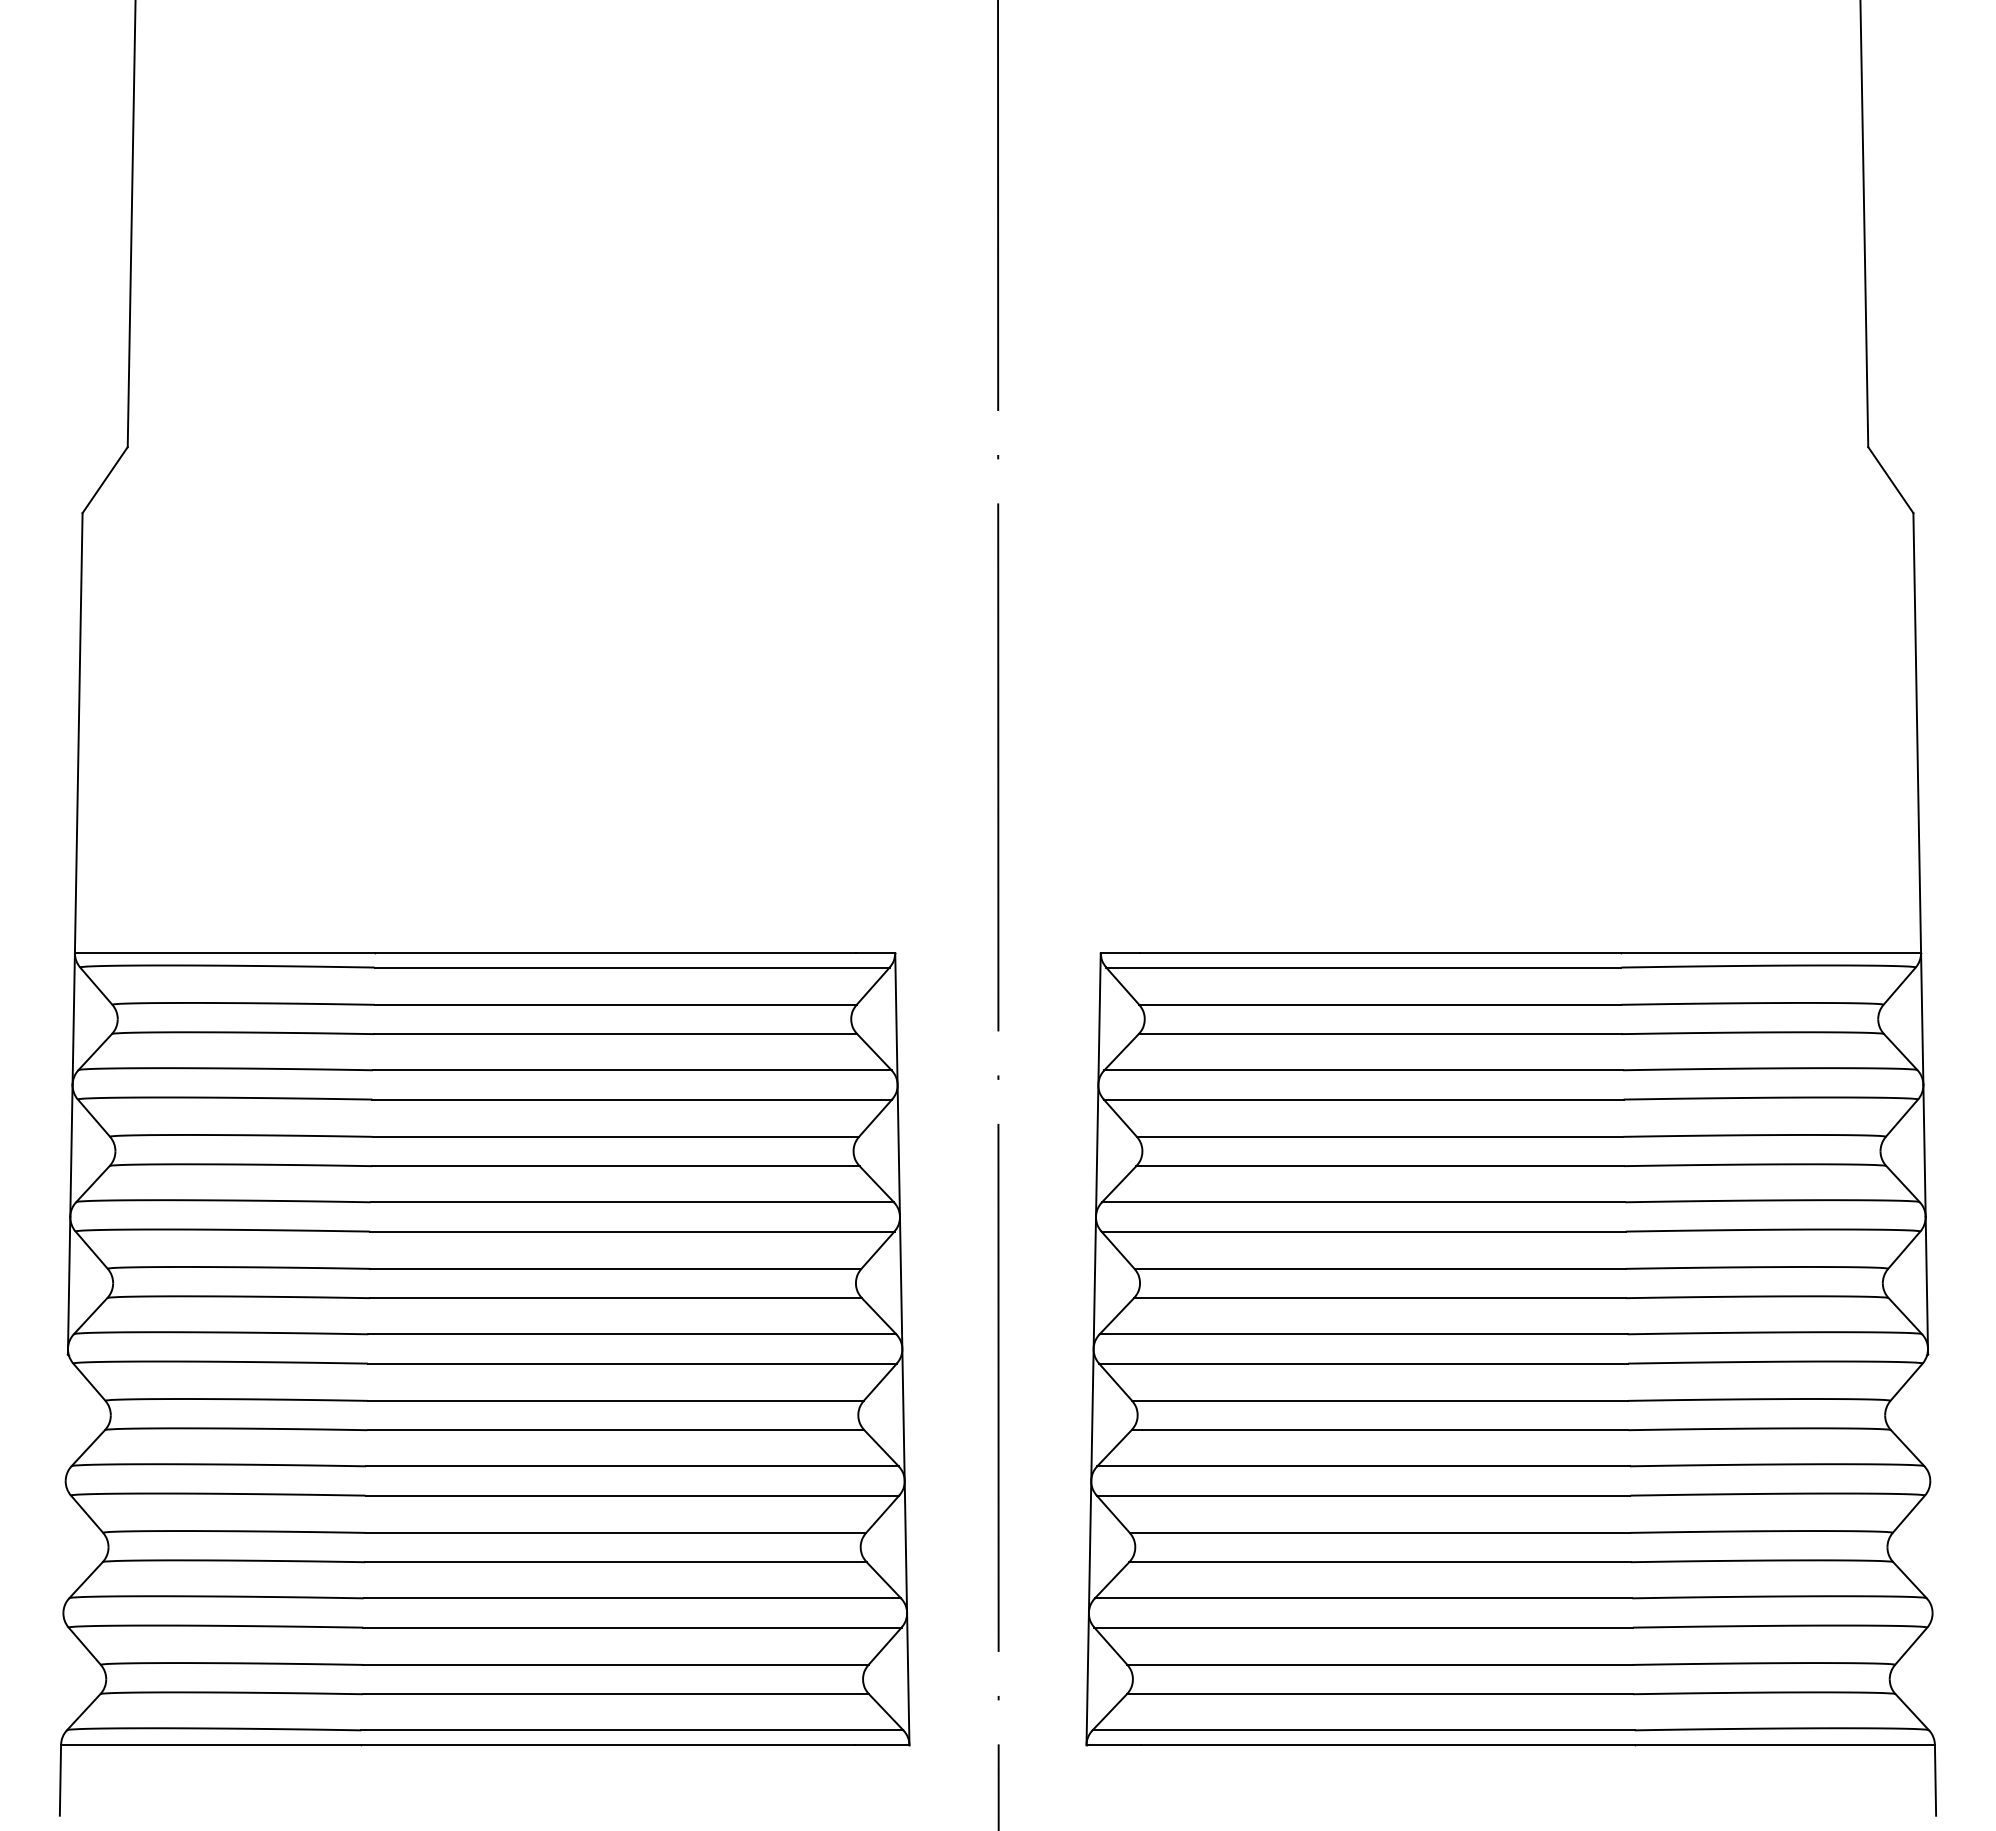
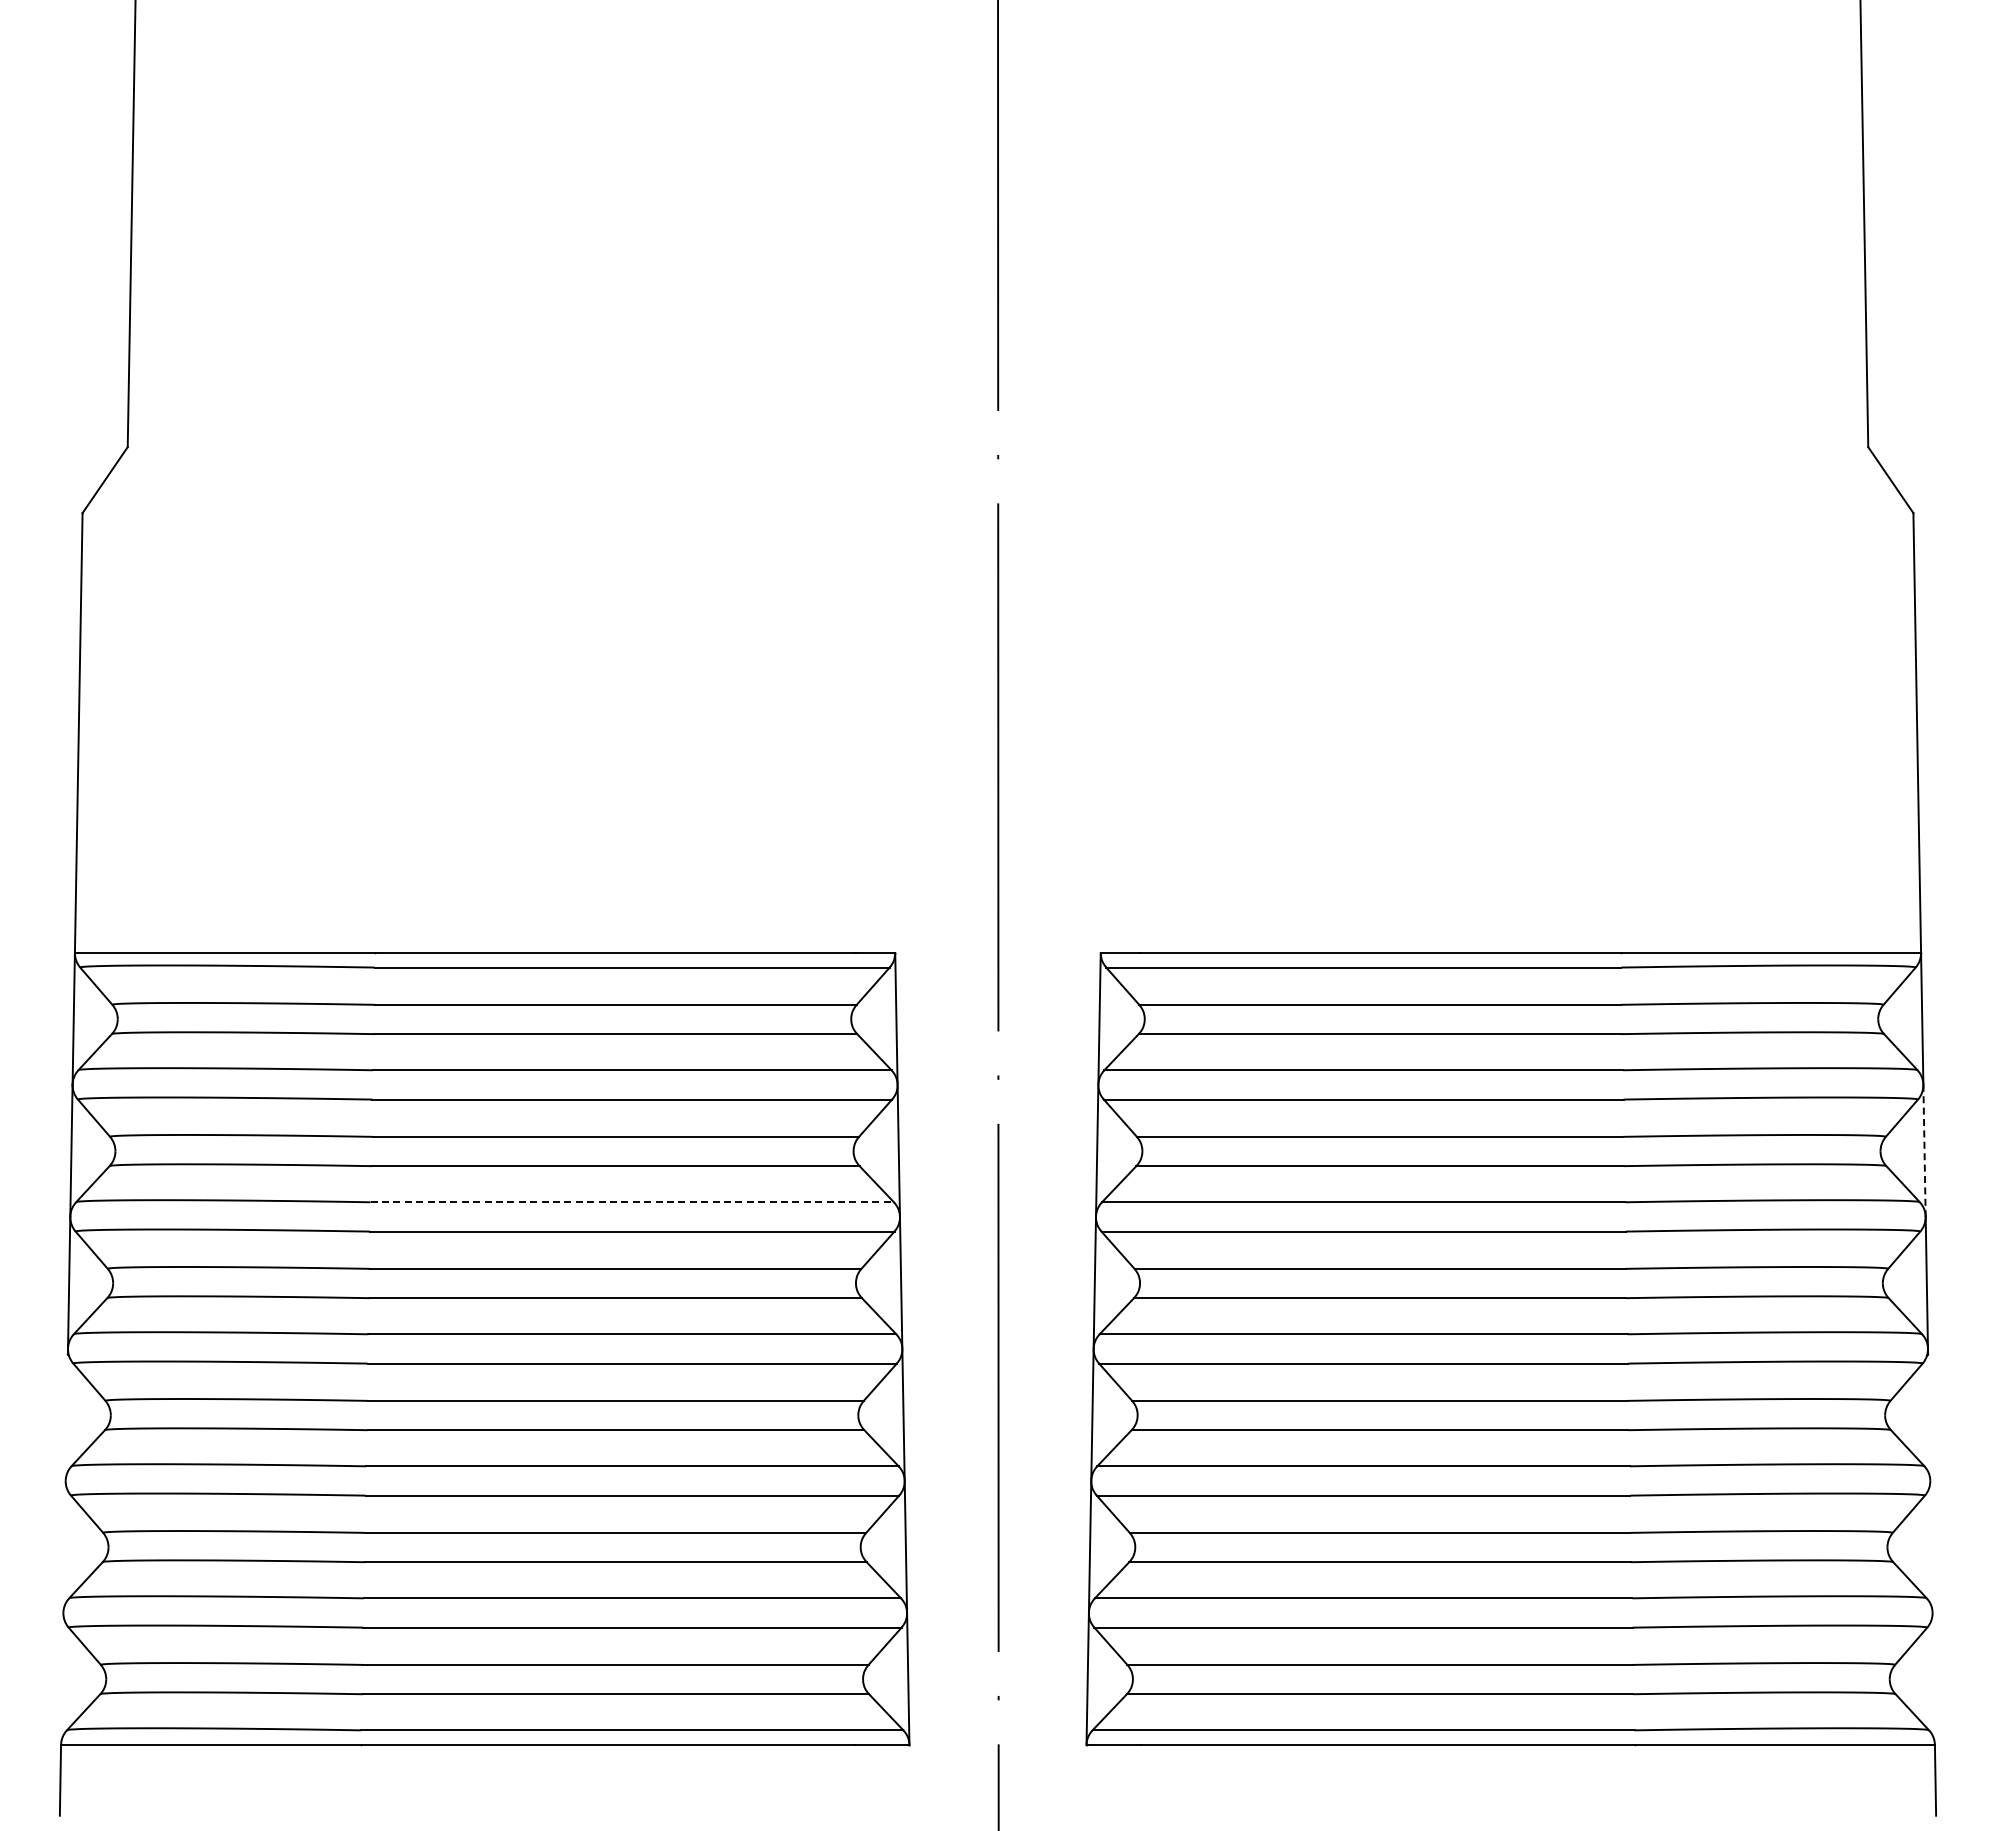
line: solid -> dashed (1924, 1151)
line: solid -> dashed (632, 1202)
